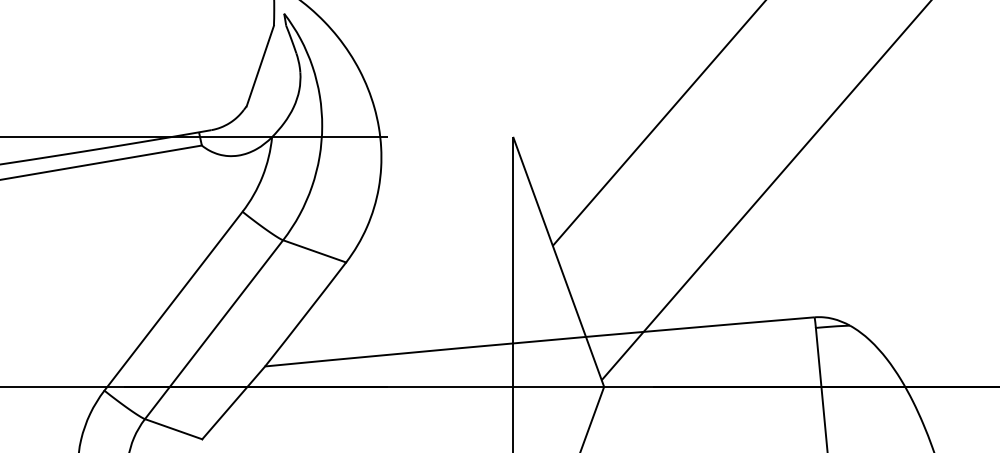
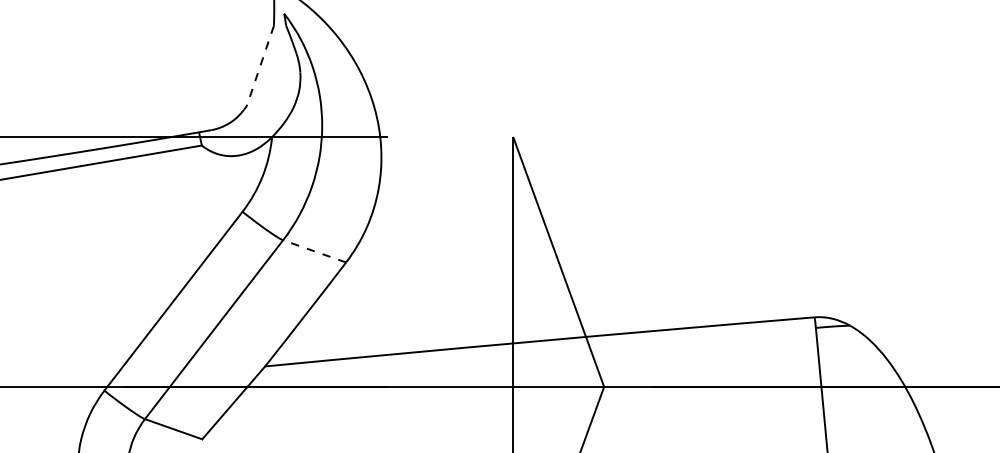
line: solid -> dashed (260, 66)
line: present -> none (657, 123)
line: present -> none (765, 191)
line: solid -> dashed (314, 251)
